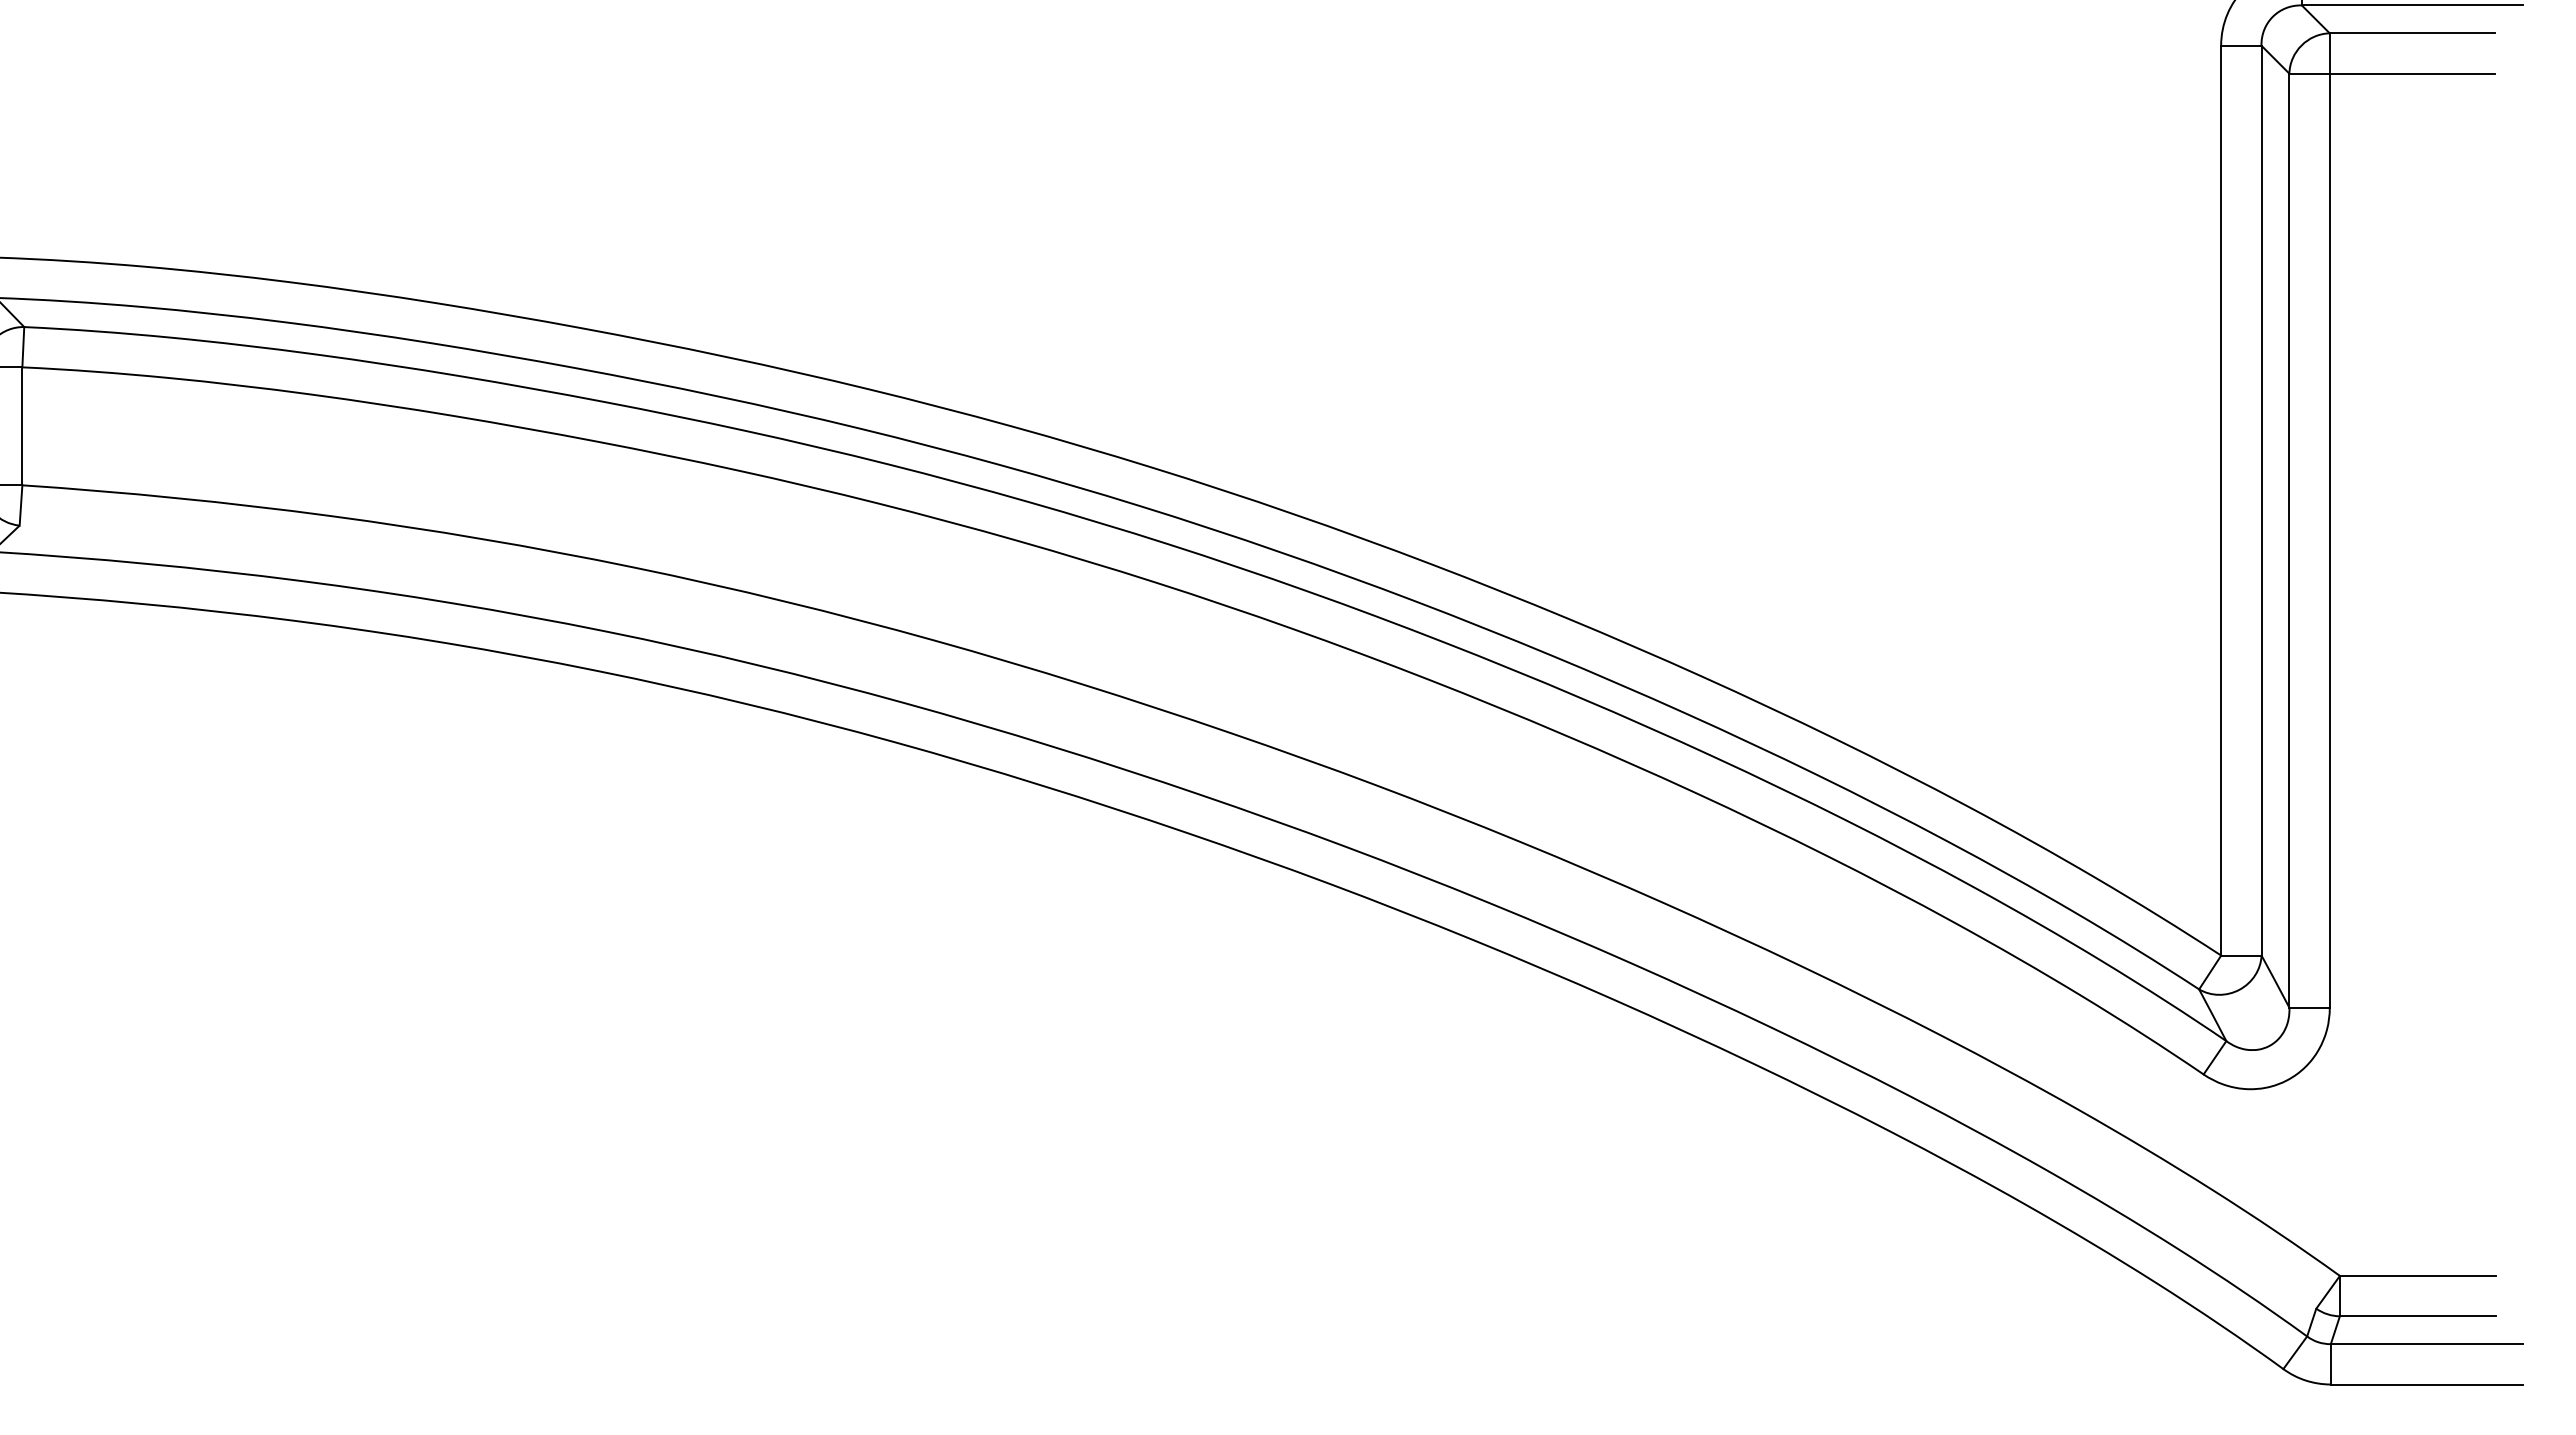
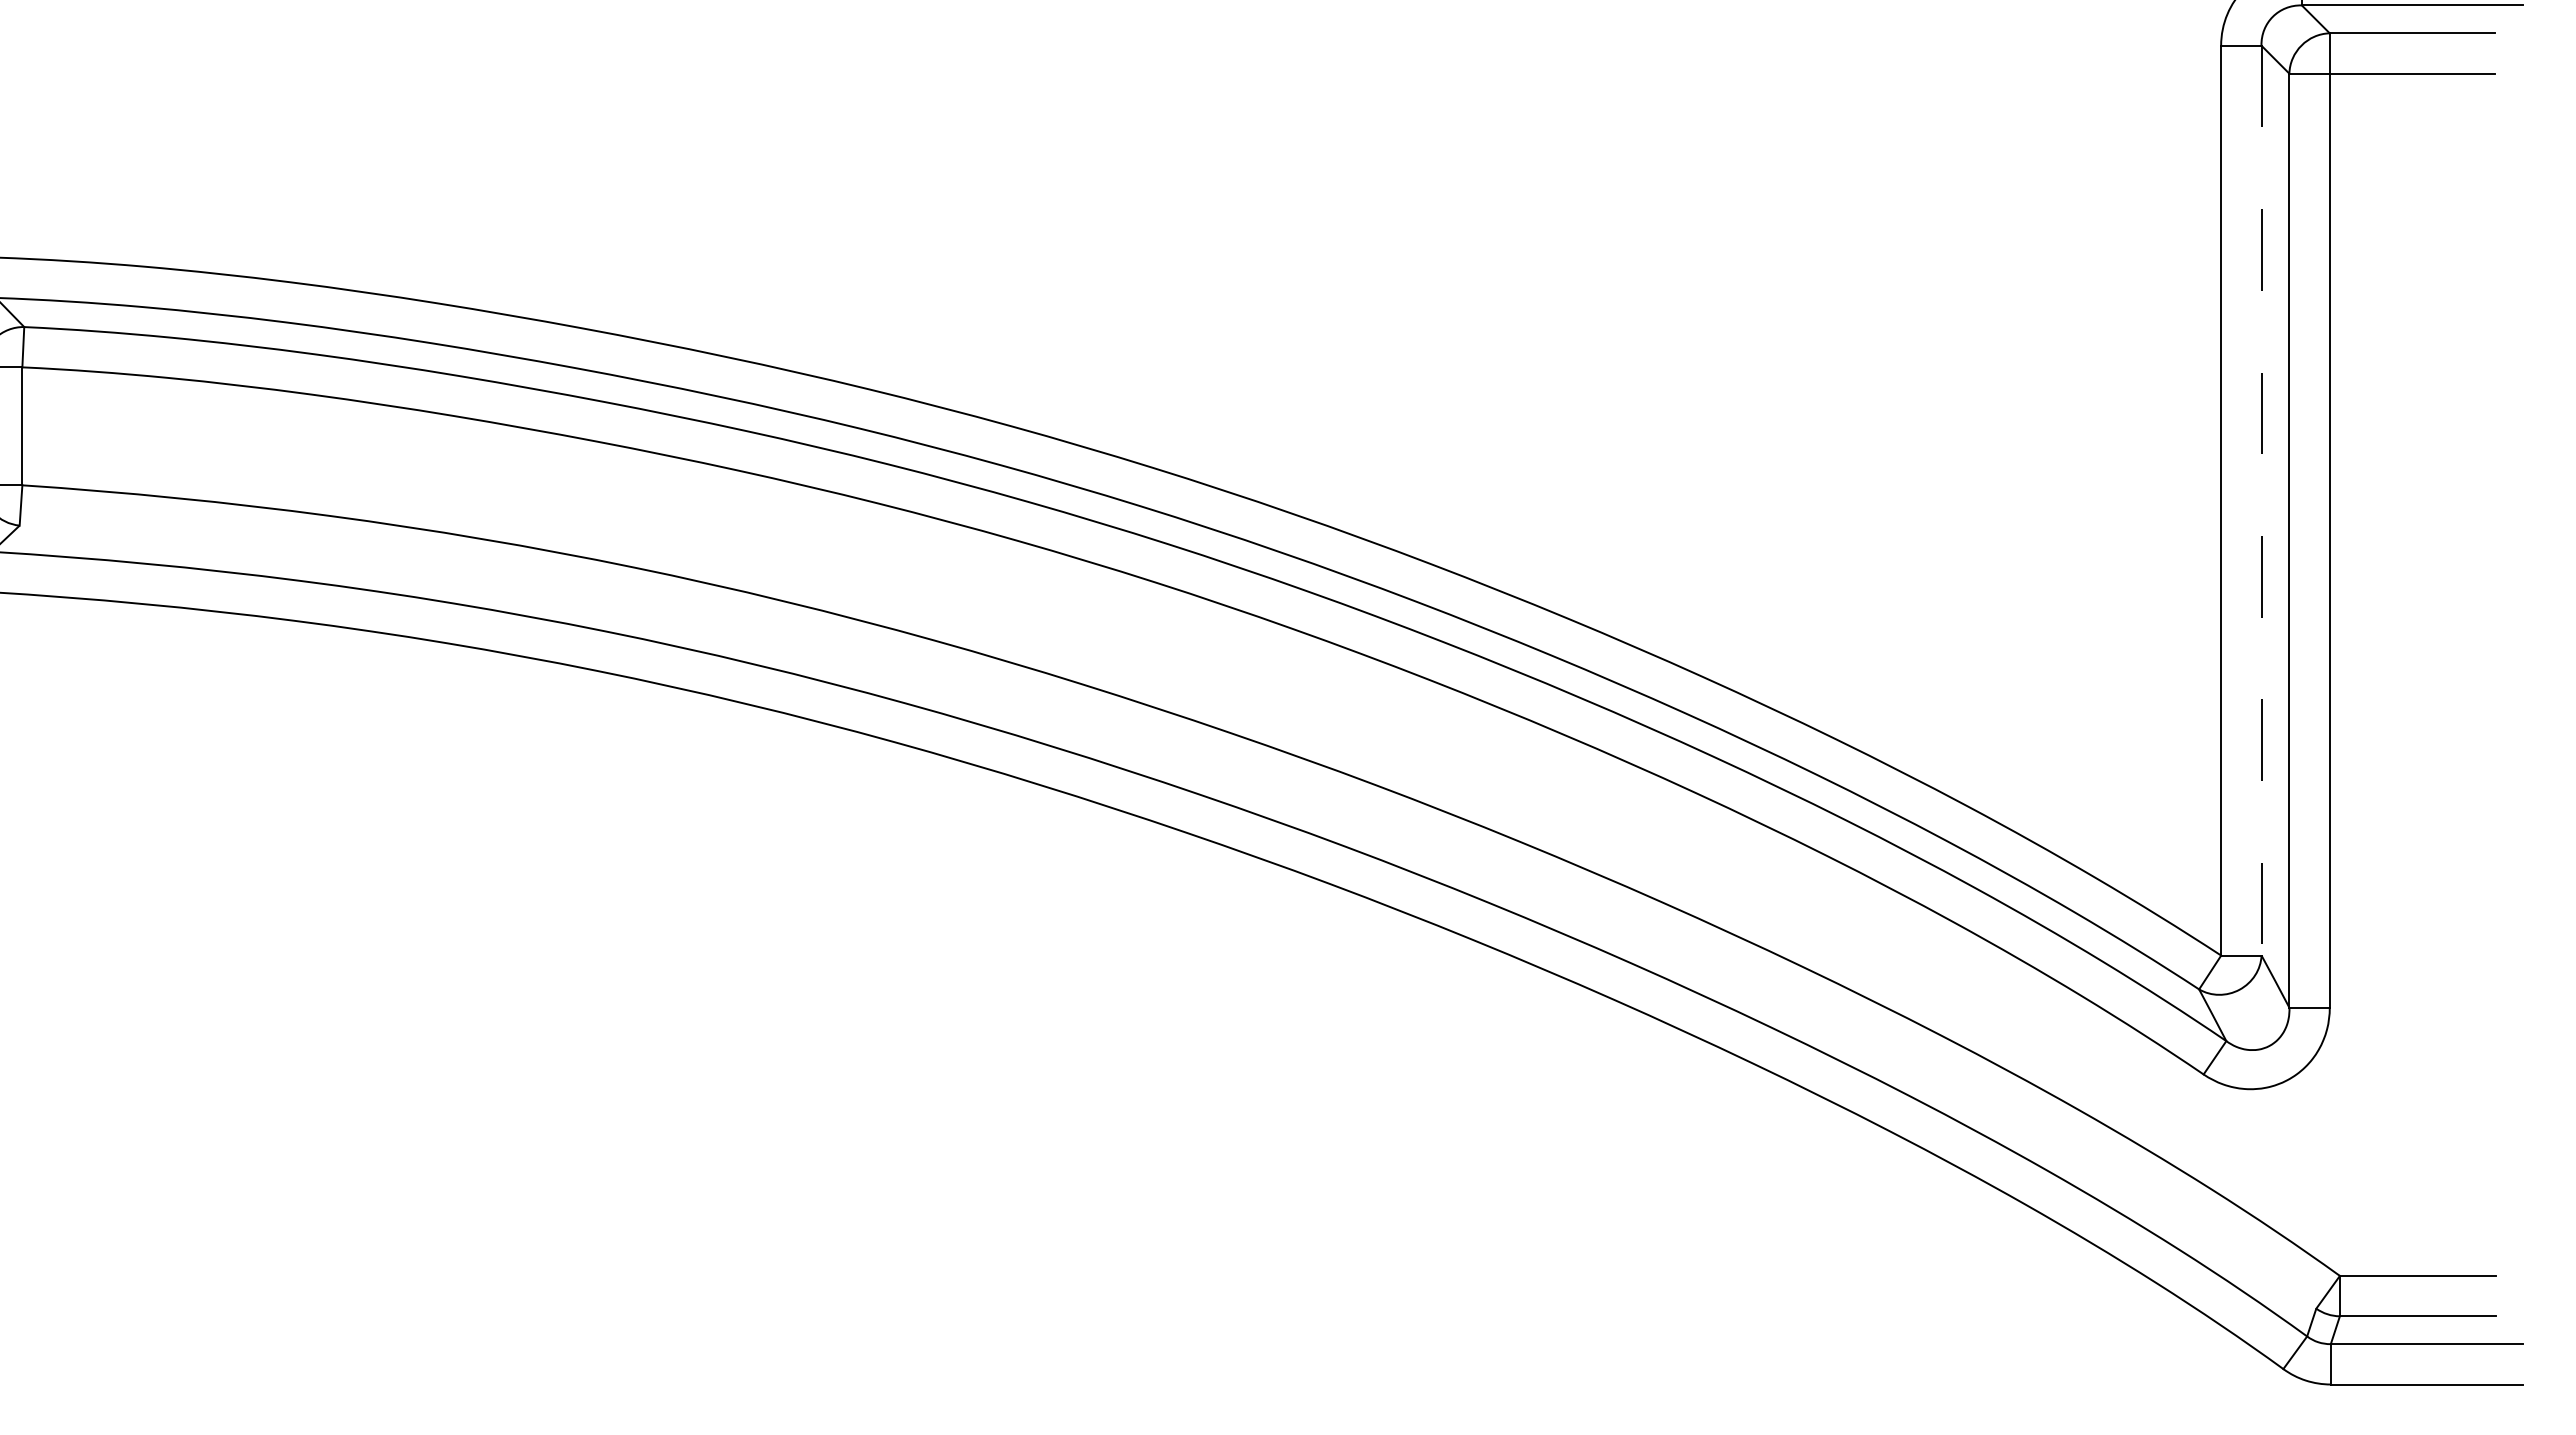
line: solid -> dashed (2261, 500)
